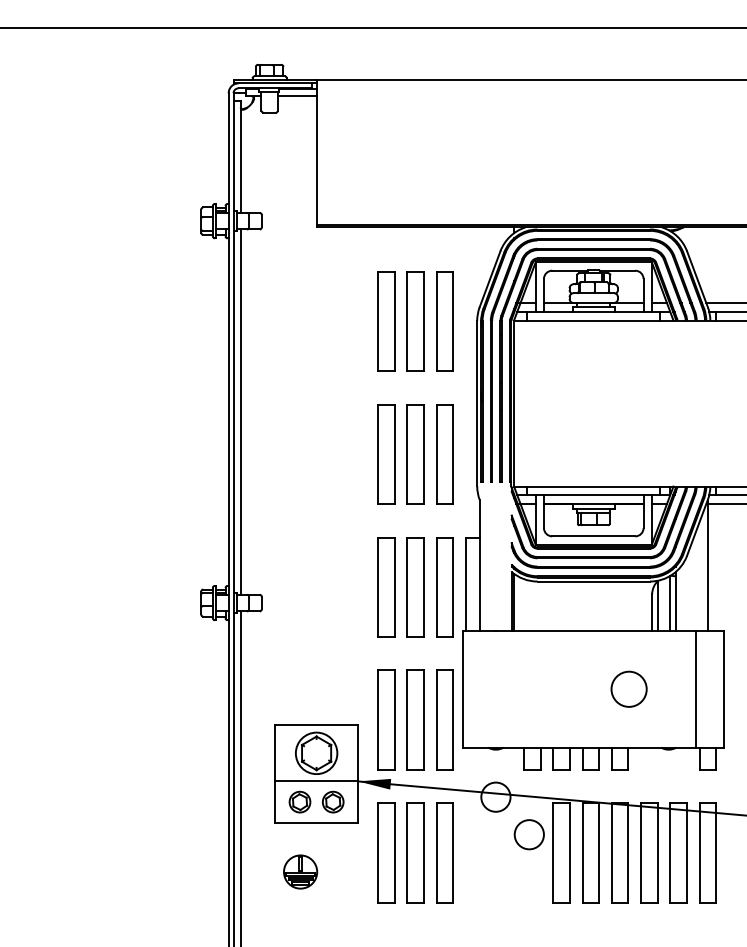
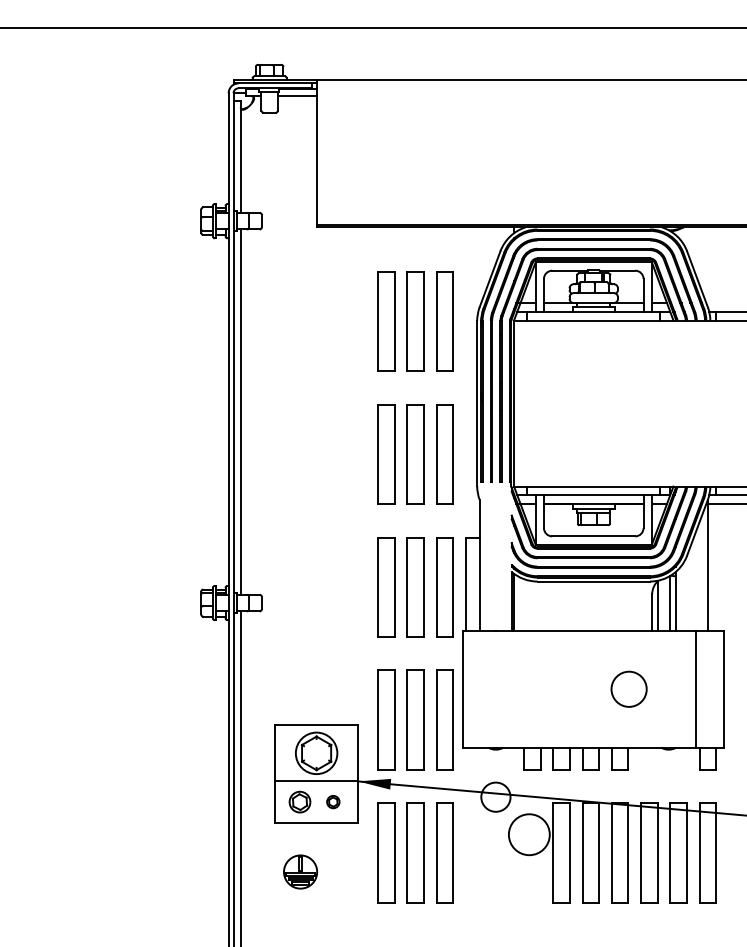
line: present -> none (724, 303)
part size: 23x24 px -> 15x15 px (333, 802)
circle diameter: 29 px -> 41 px (528, 834)
